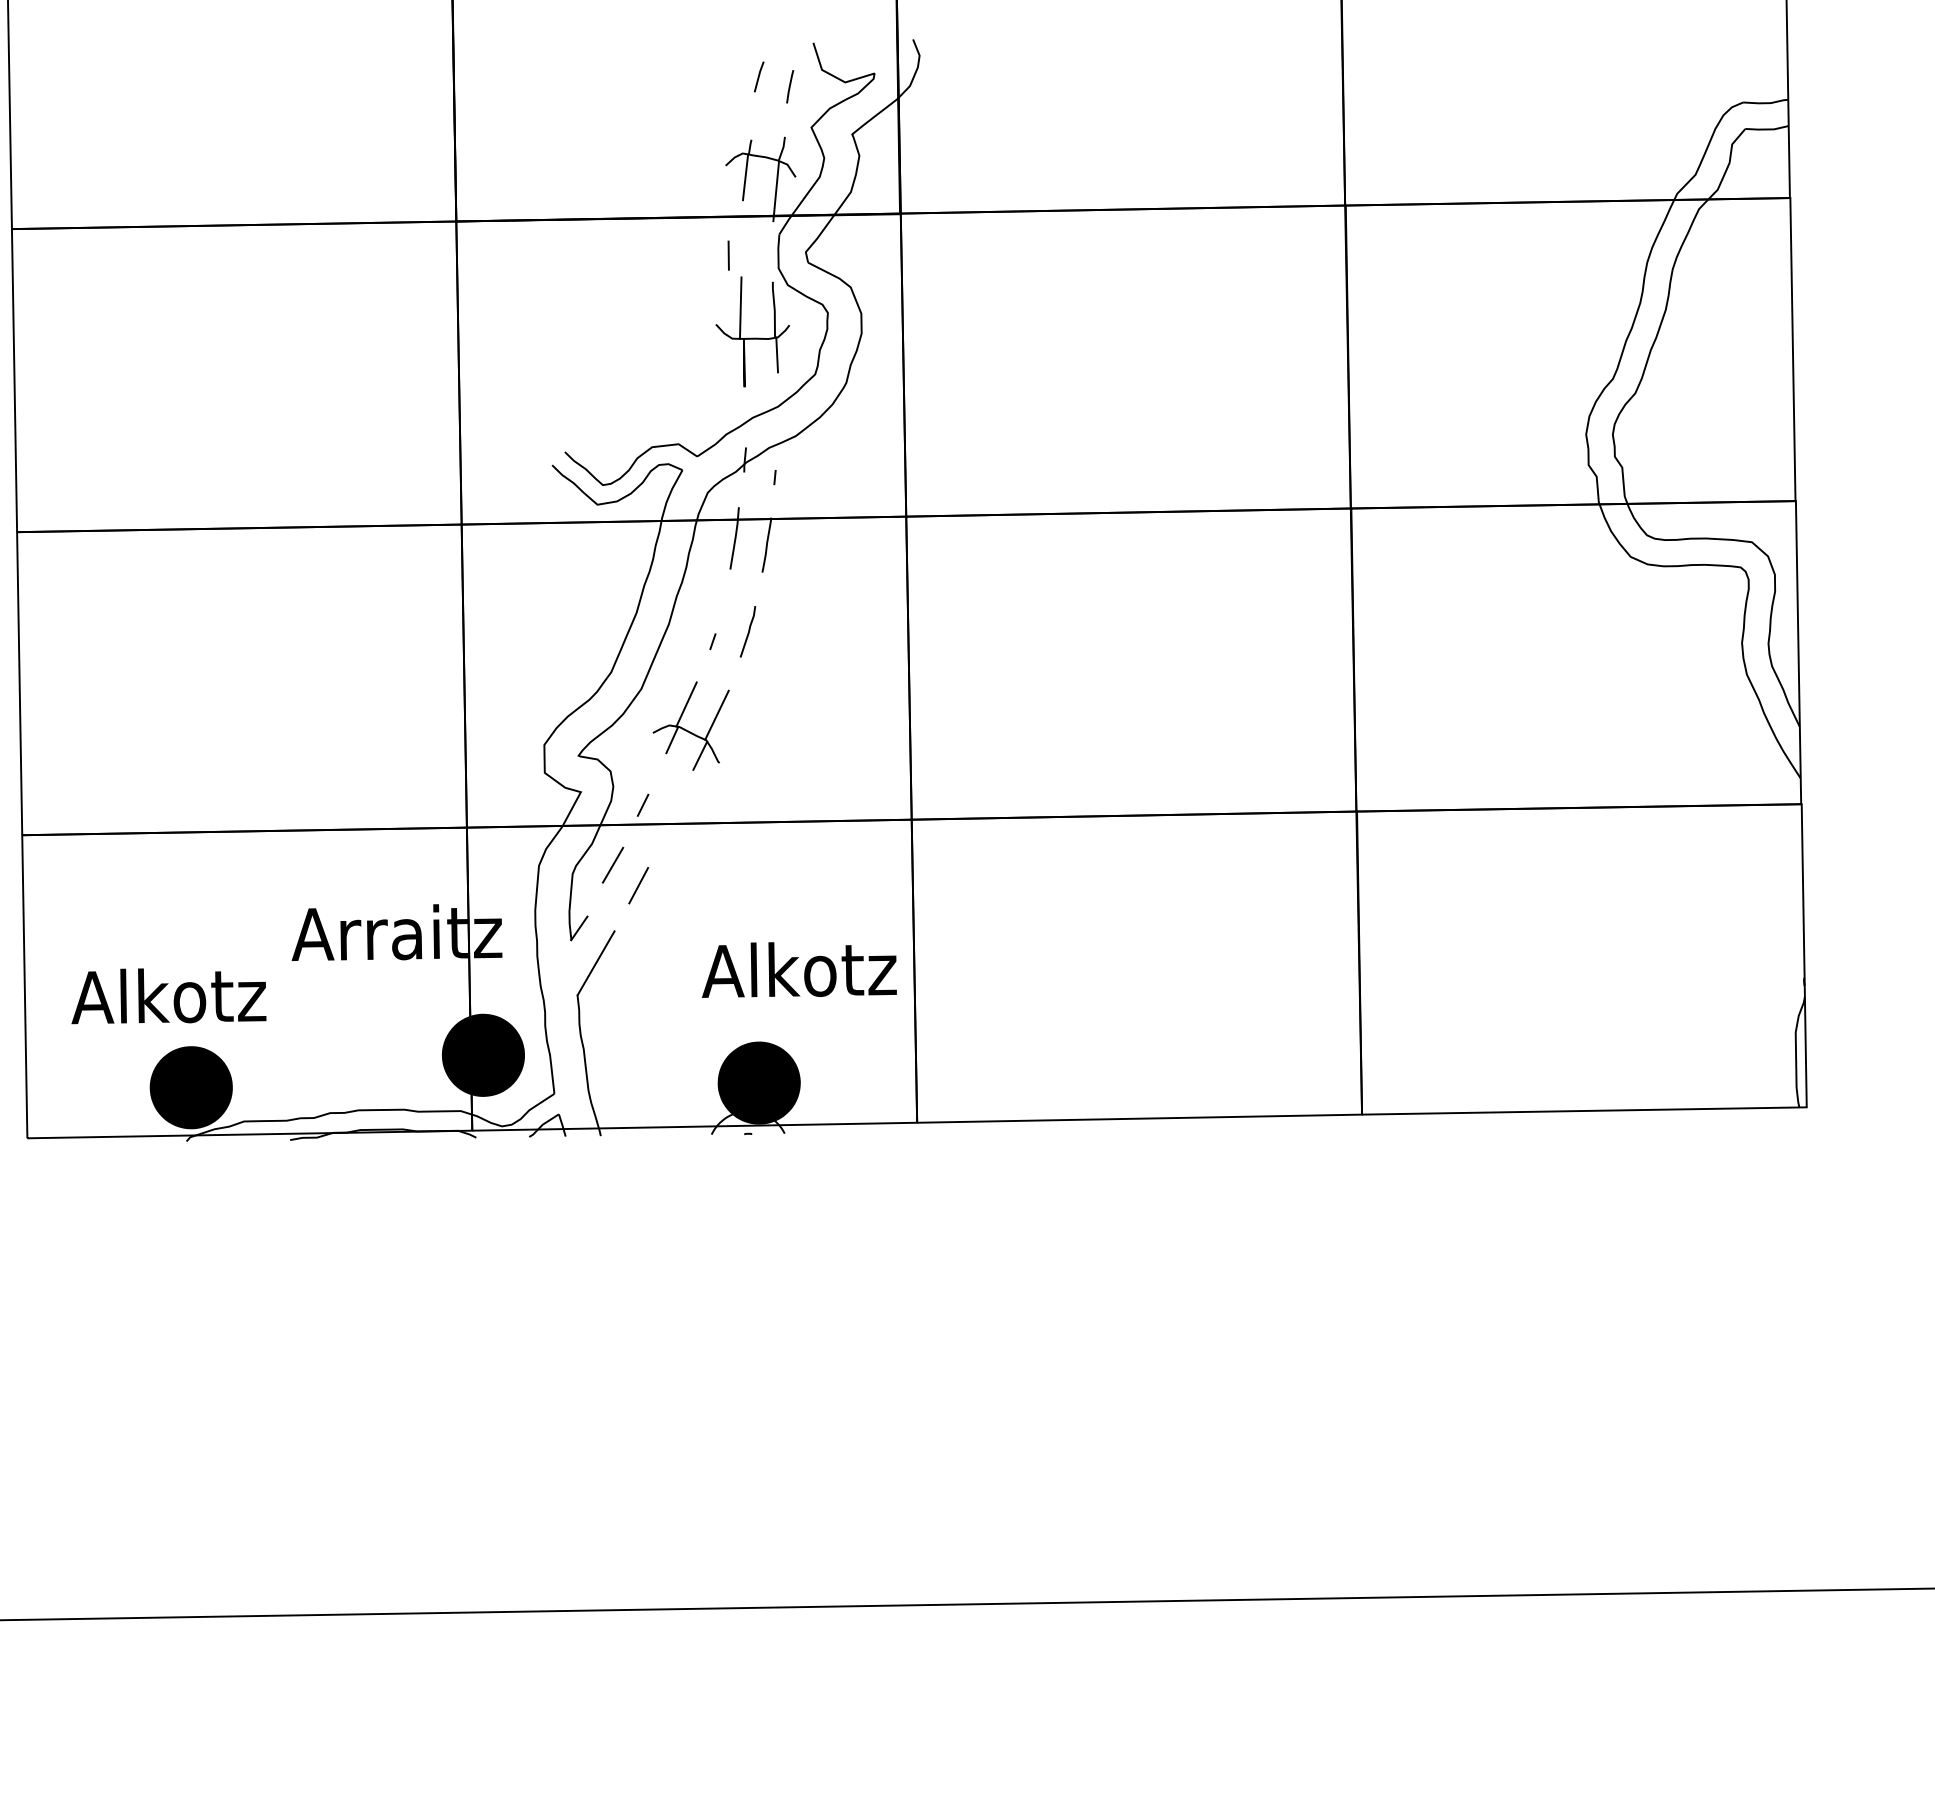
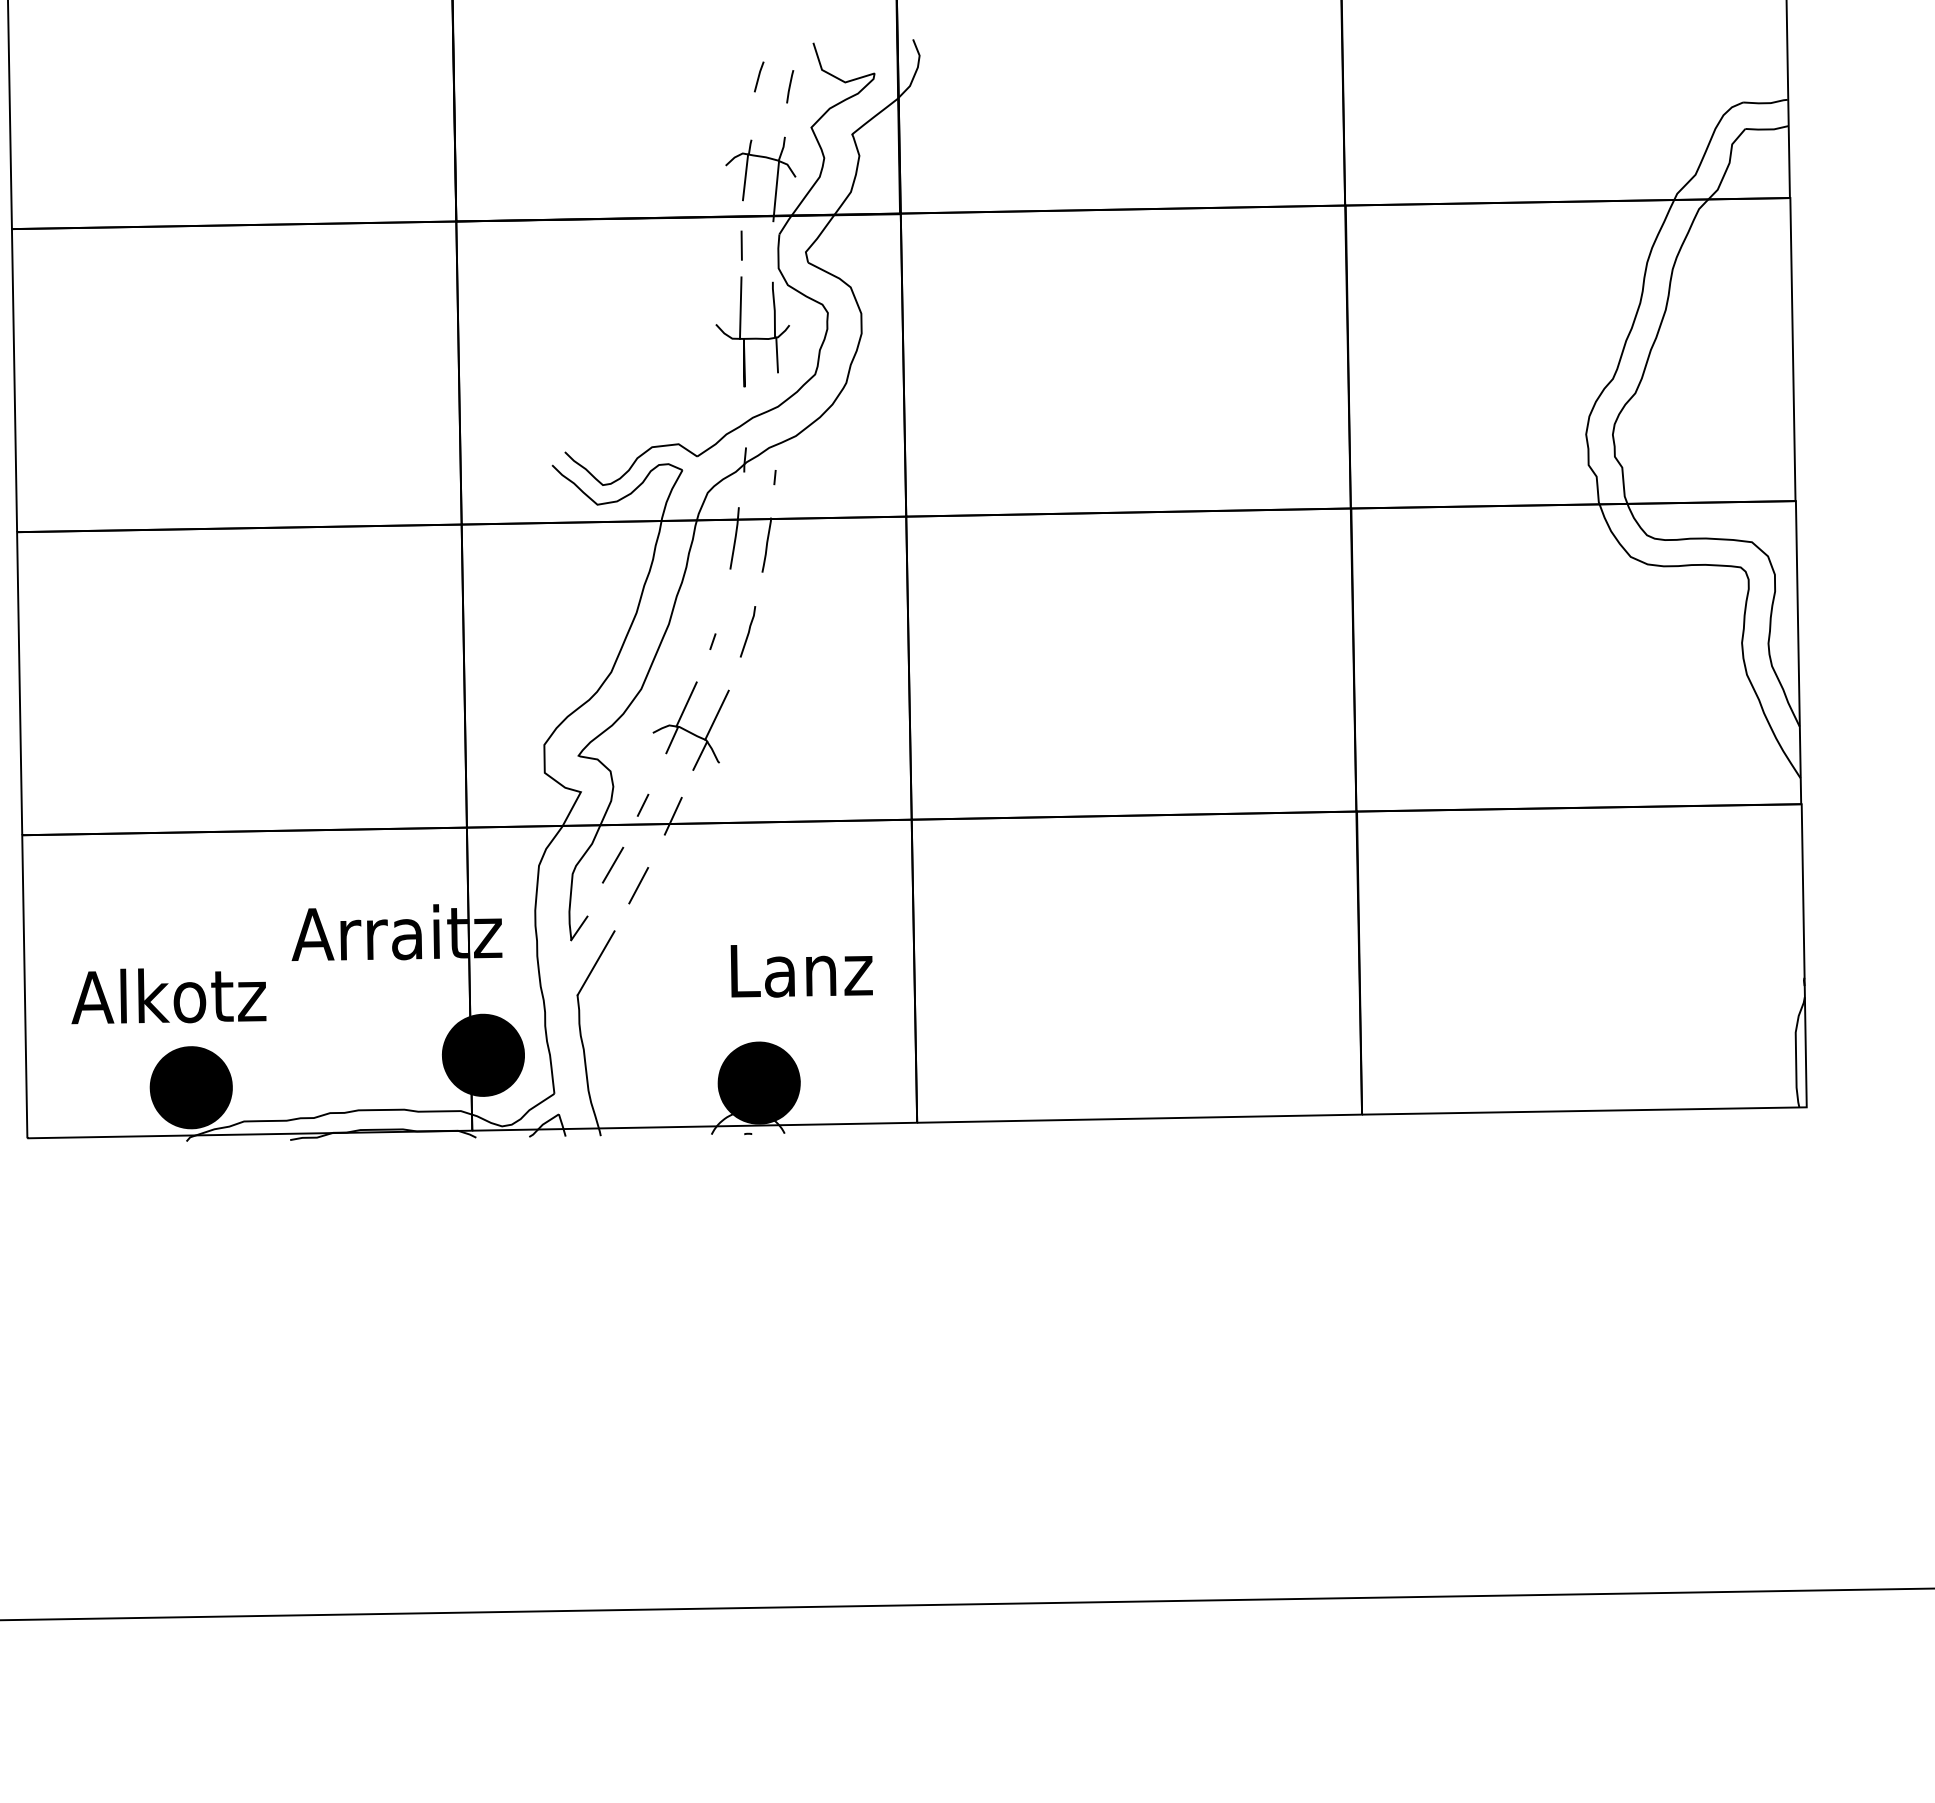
line position: (728, 255) -> (741, 245) (741, 245)
line: none -> present (672, 815)
text: Alkotz -> Lanz (799, 969)
